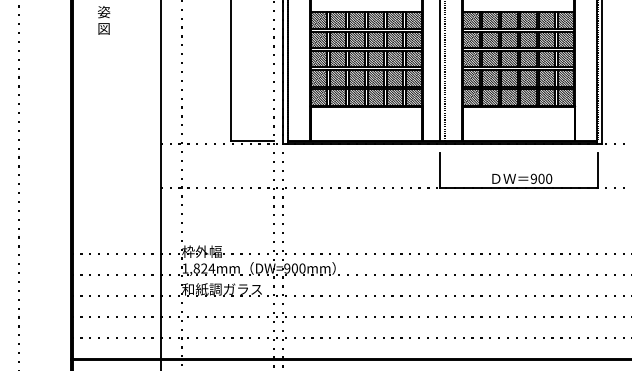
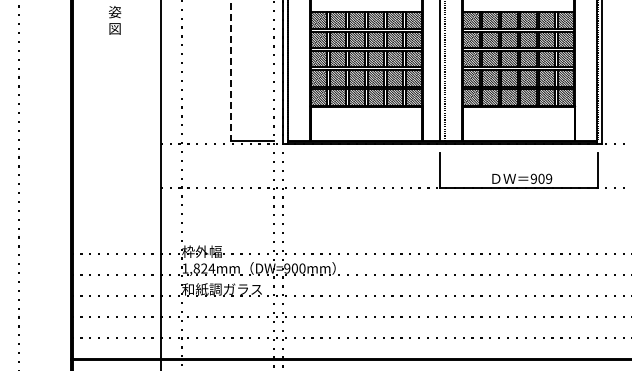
text position: (104, 20) -> (115, 20) (115, 20)
line: solid -> dashed (230, 70)
text: 900 -> 909 (549, 178)
